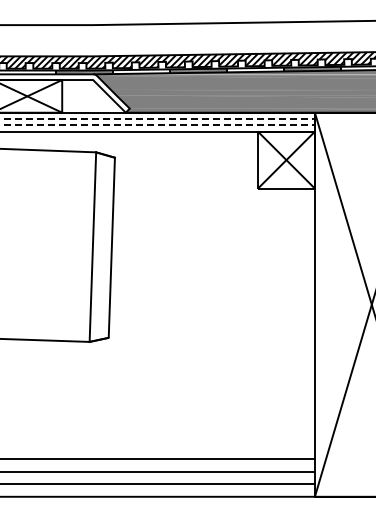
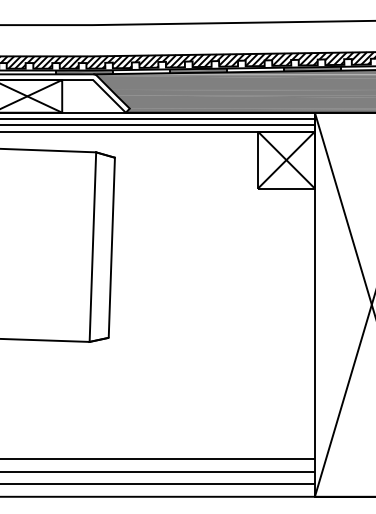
line: dashed -> solid (158, 118)
line: dashed -> solid (158, 125)
